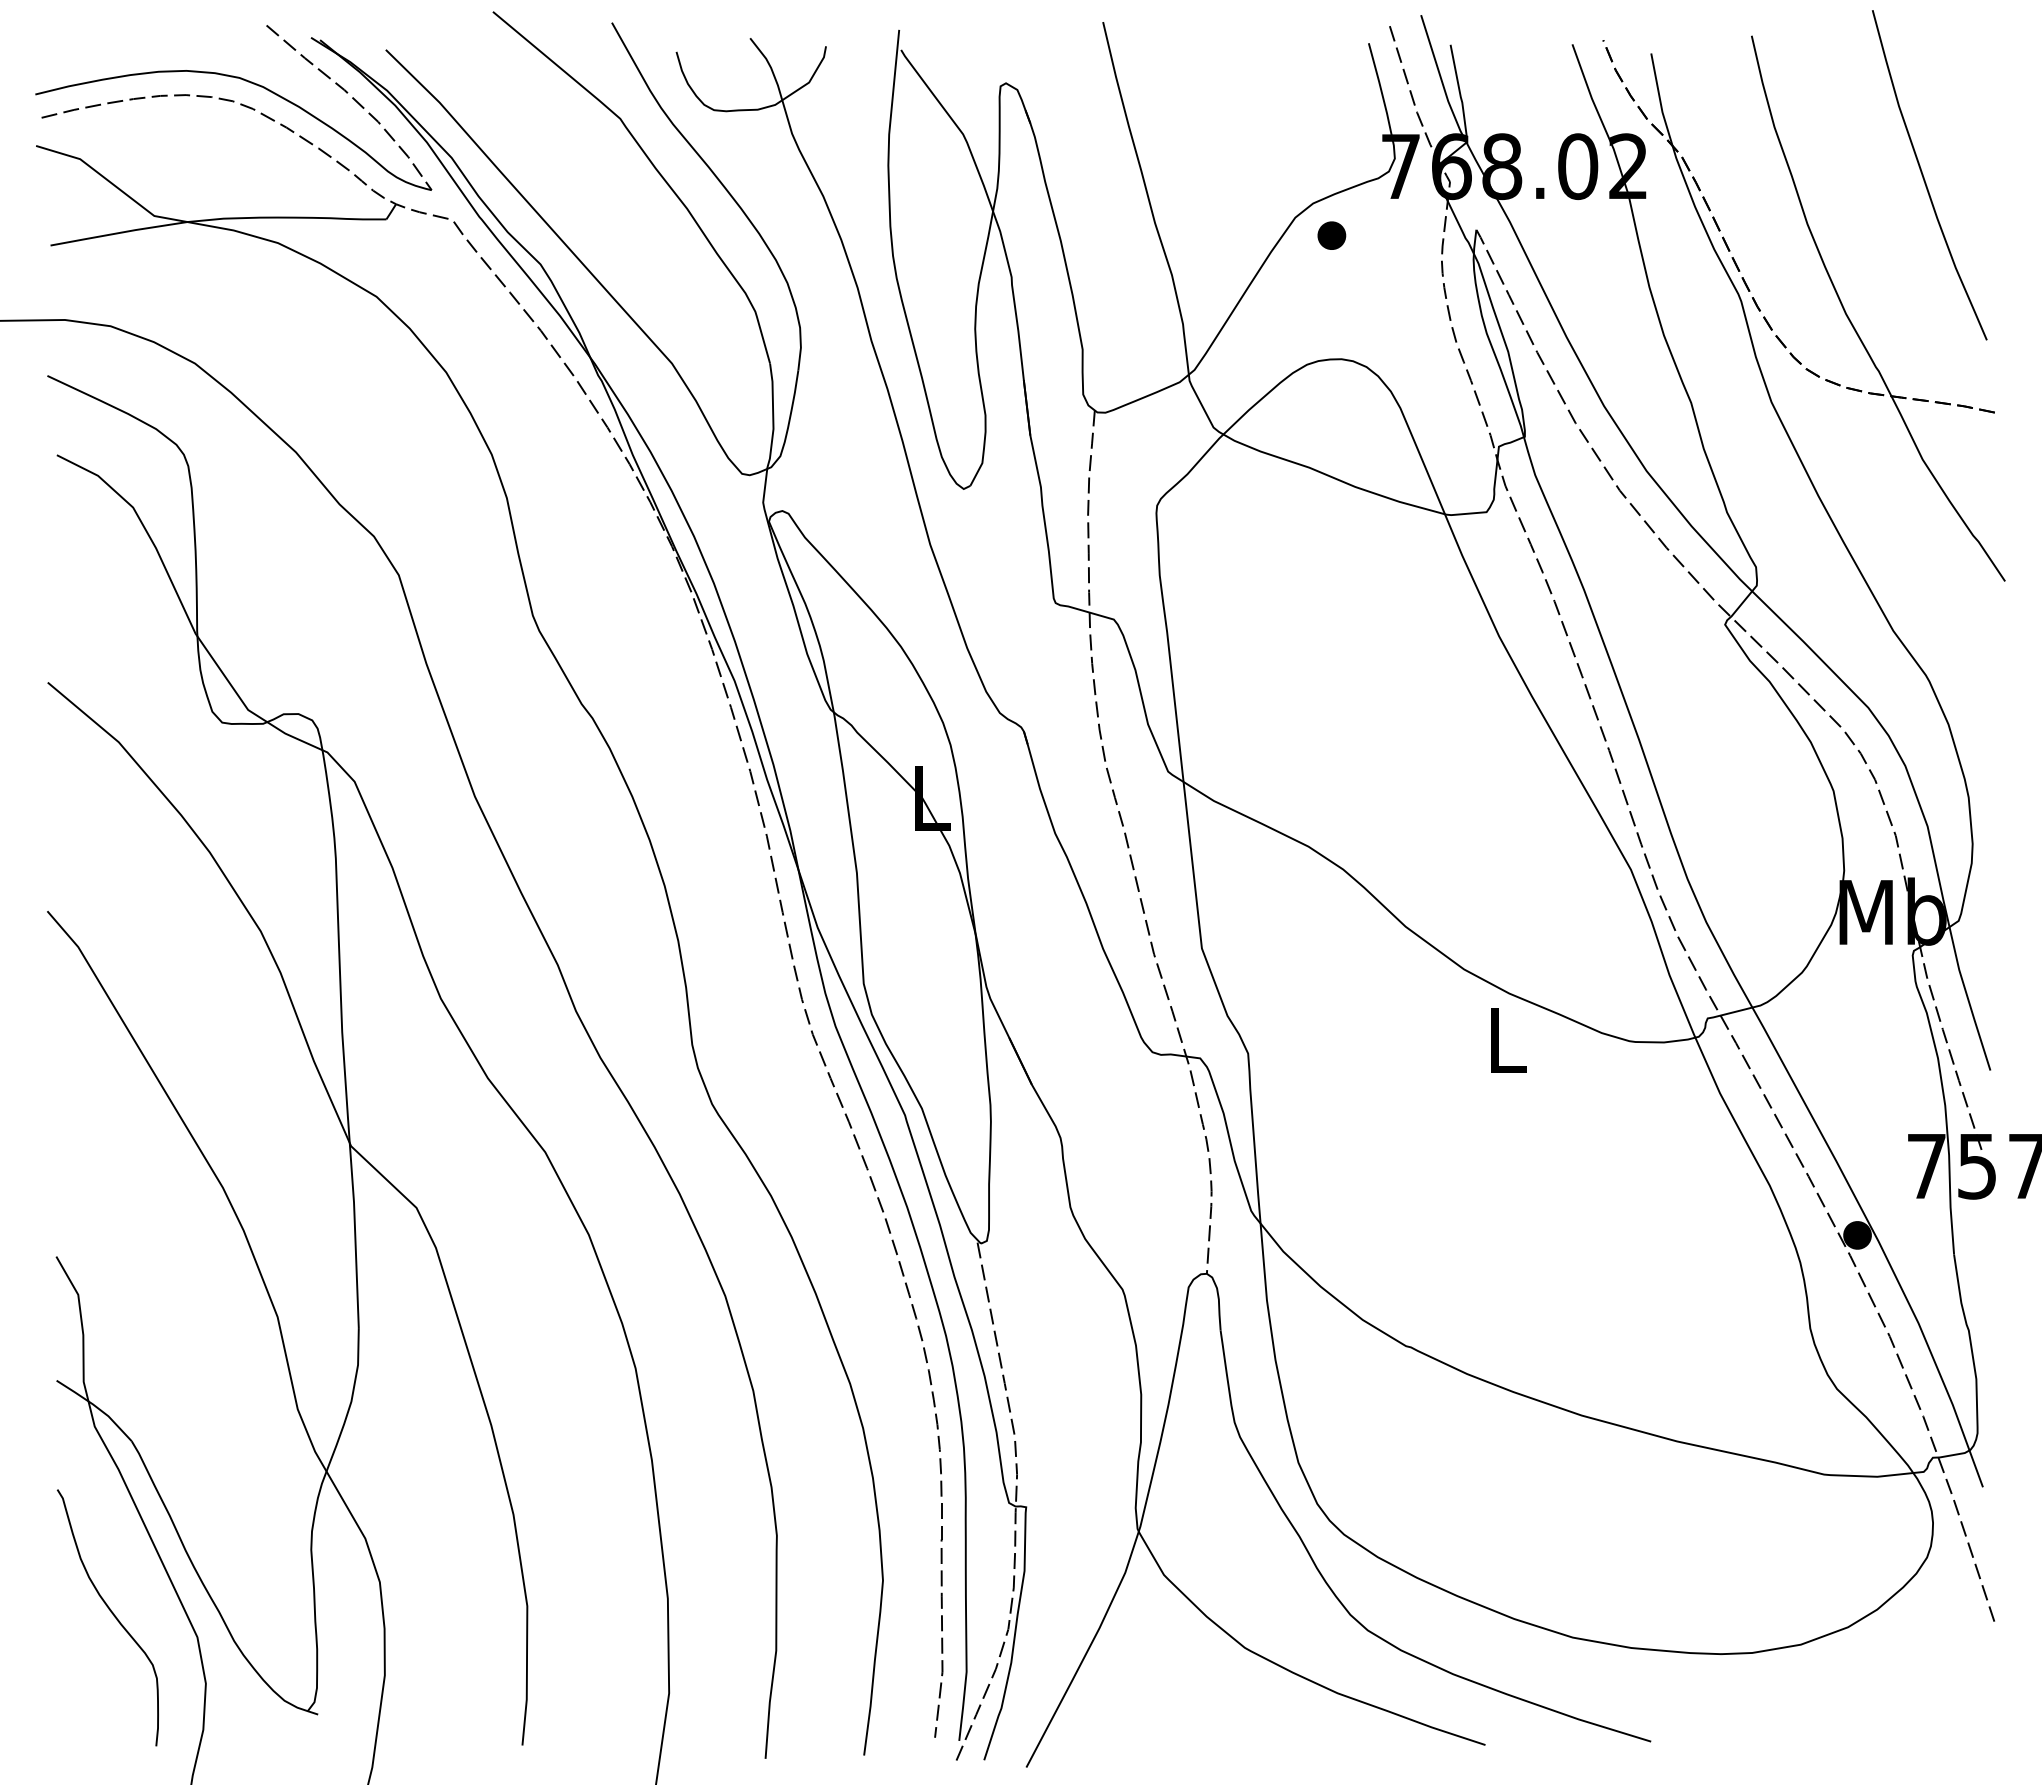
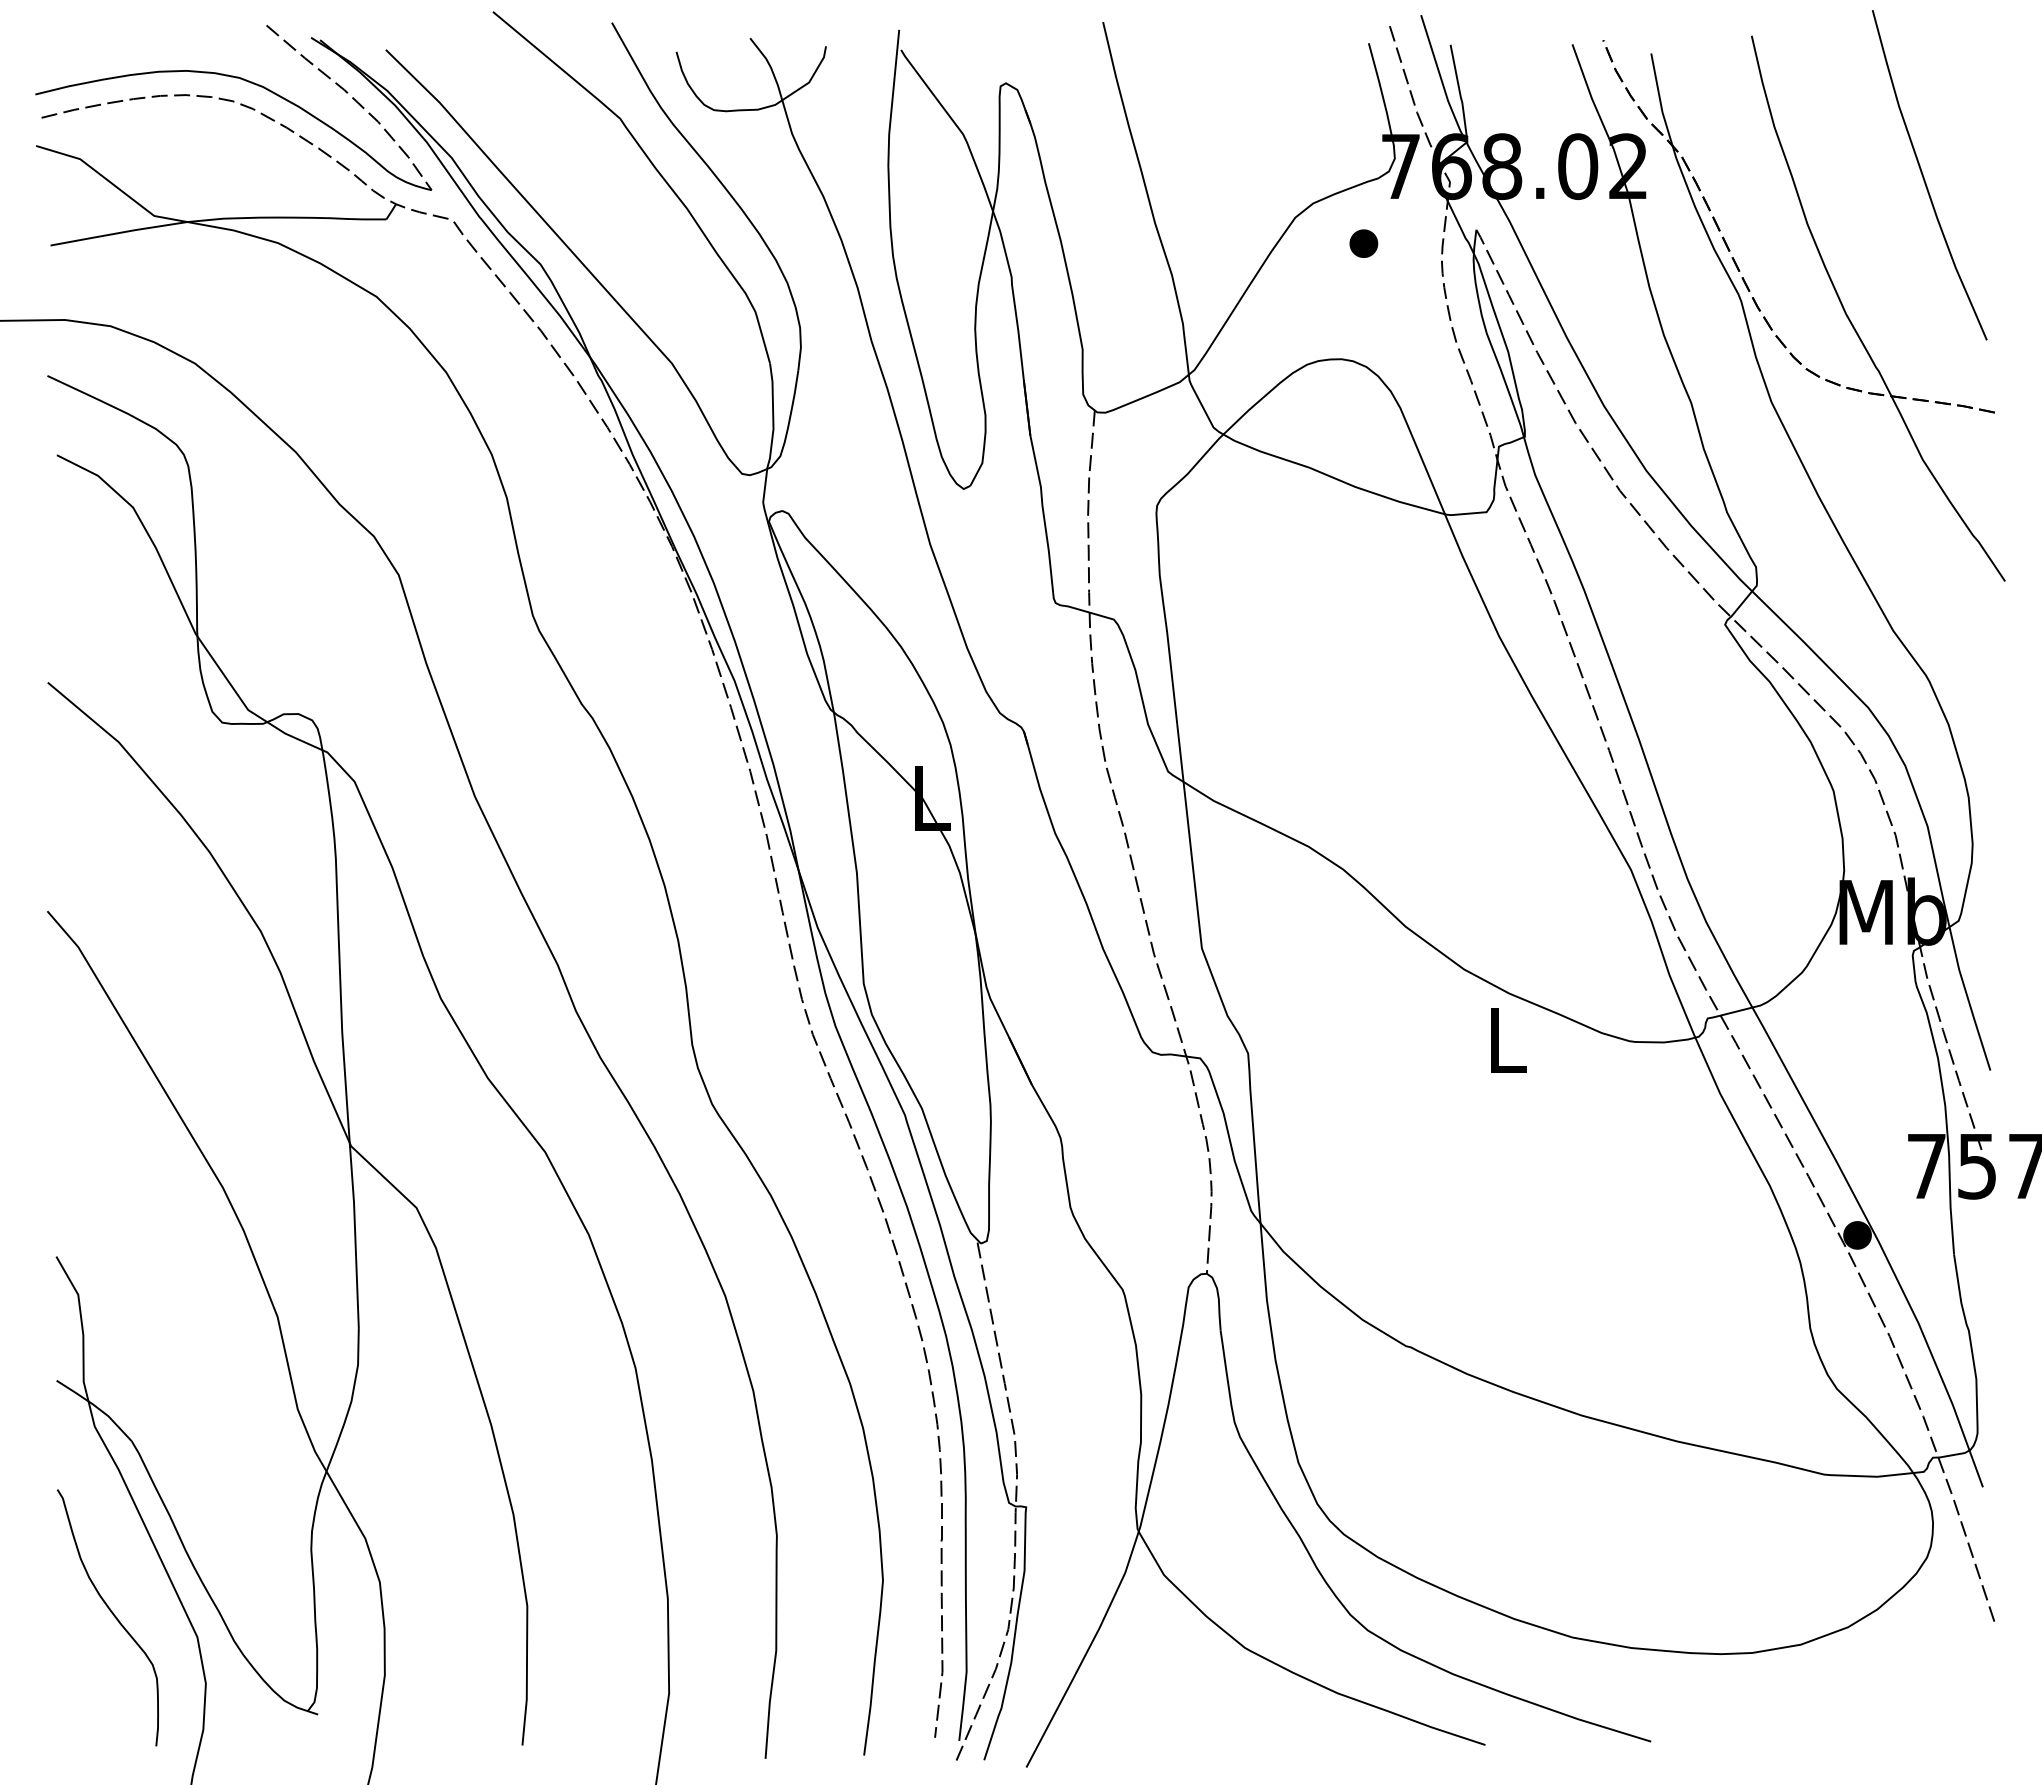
part position: (1331, 235) -> (1363, 243) (1363, 243)
